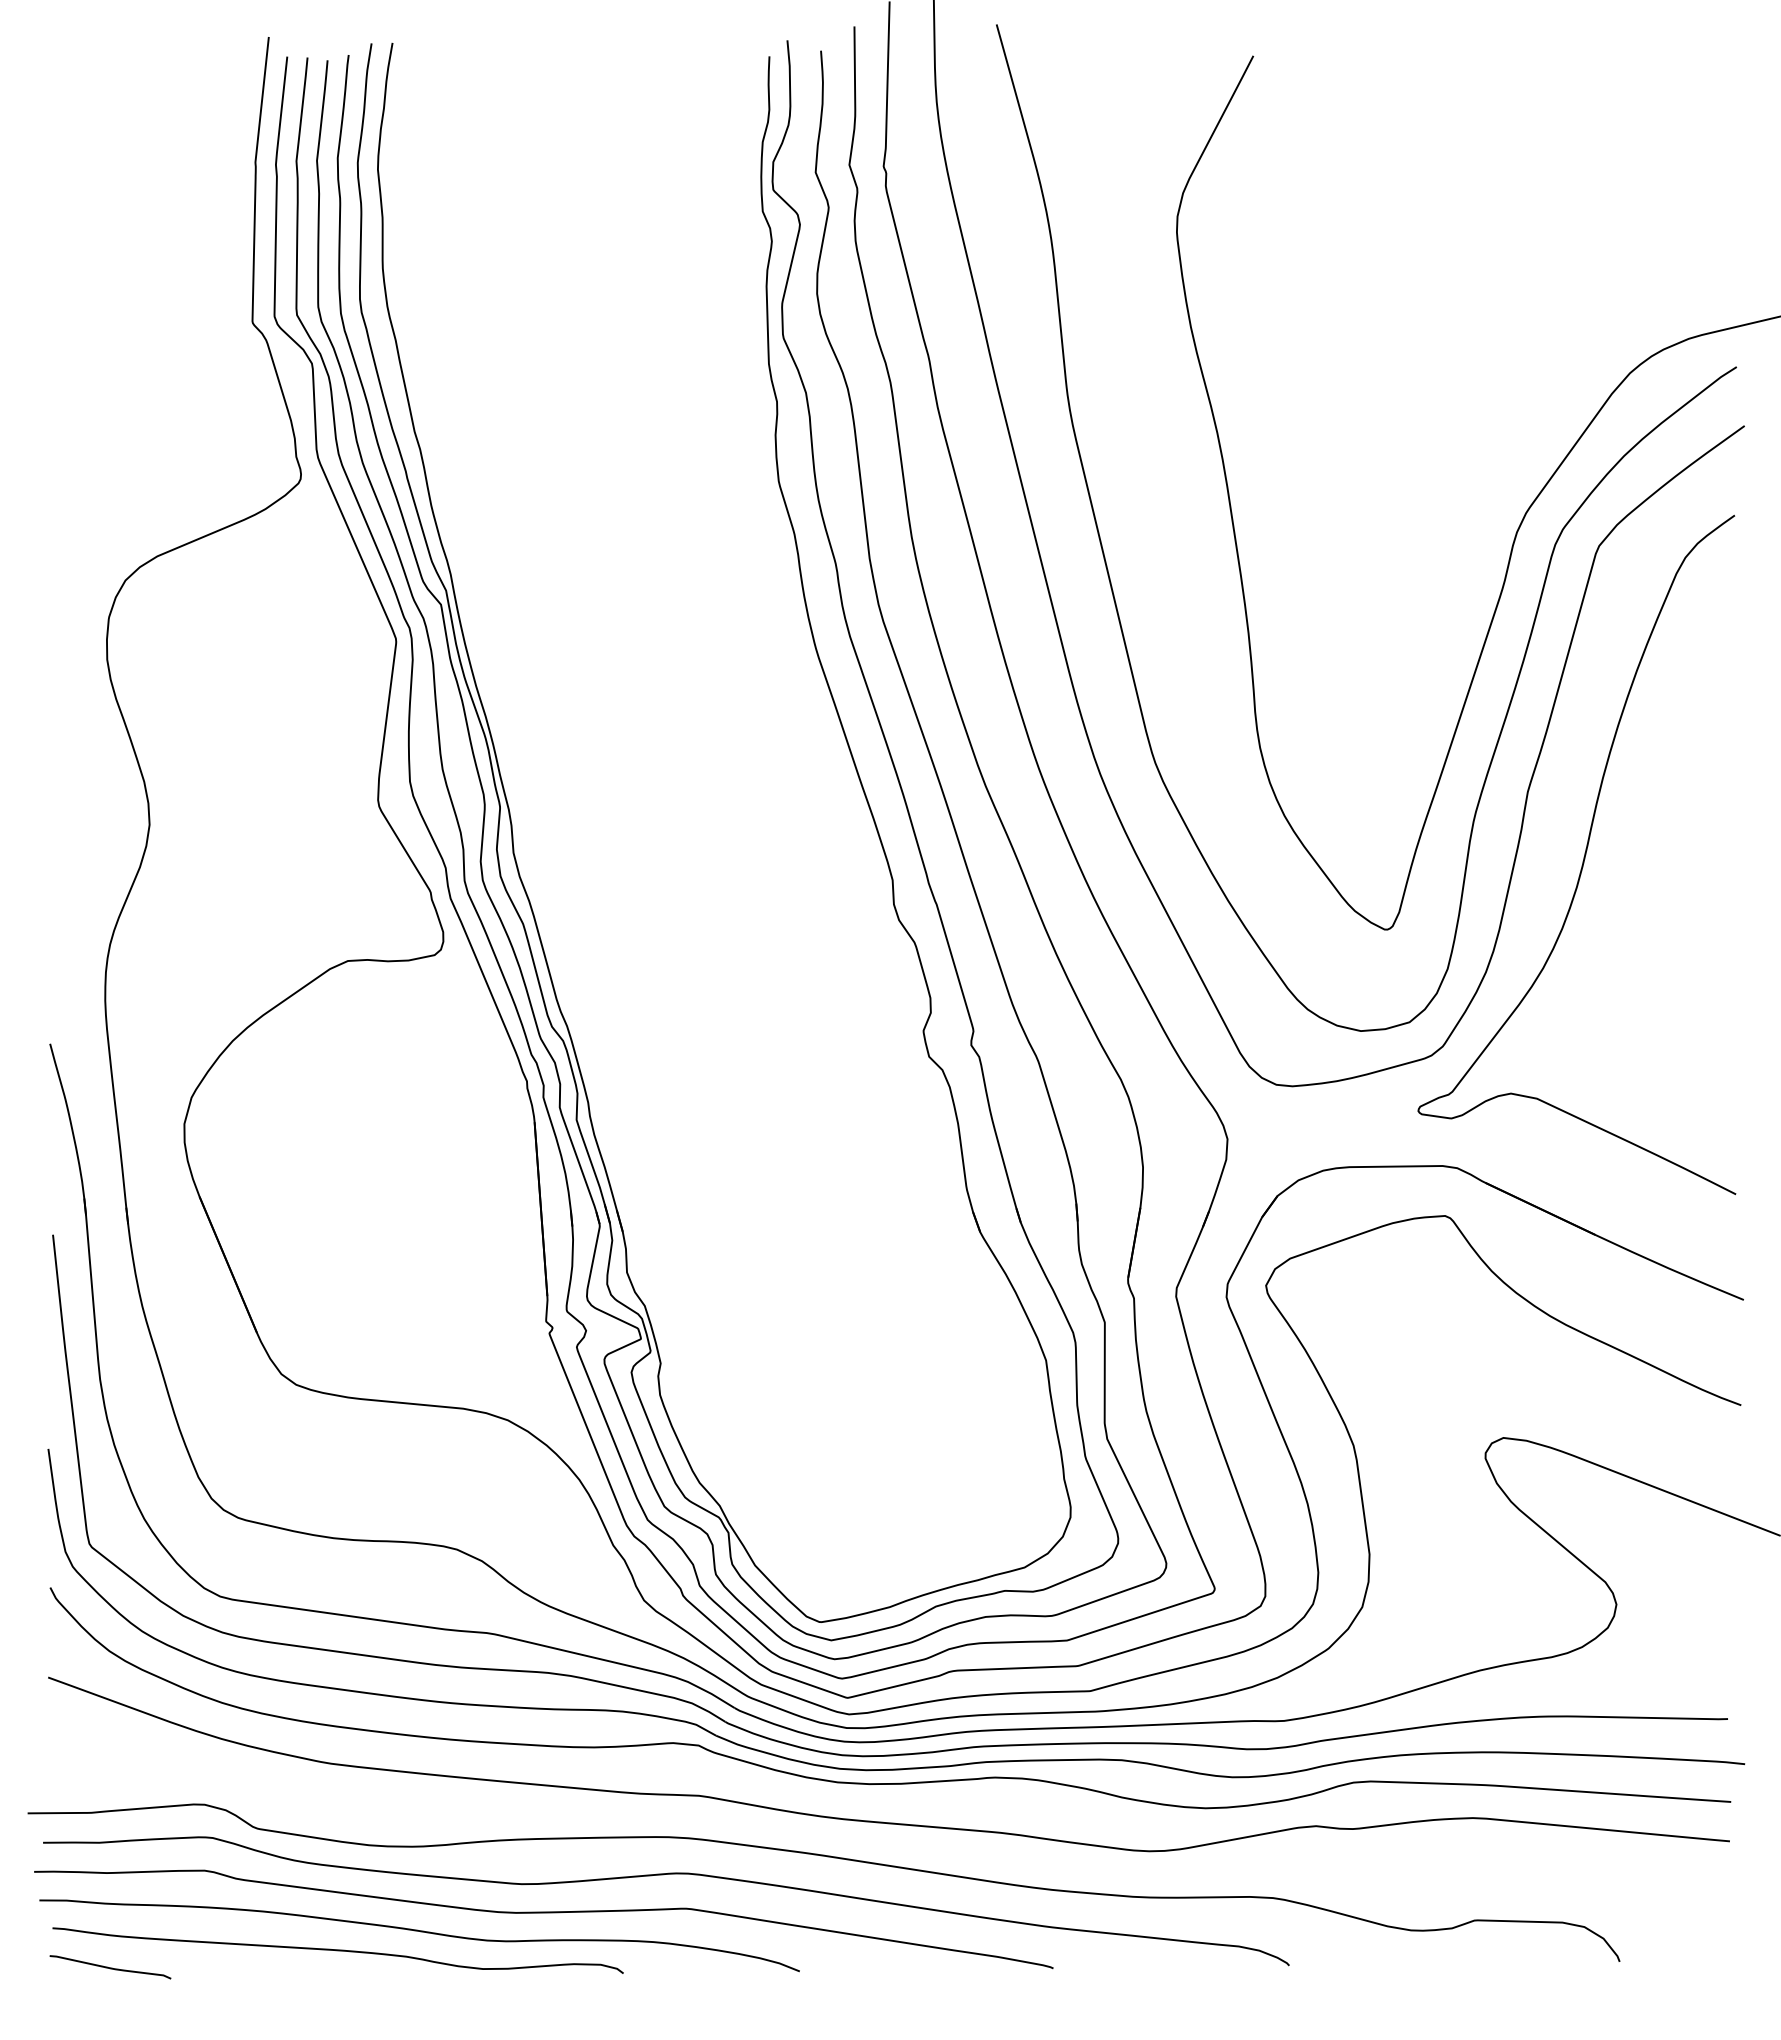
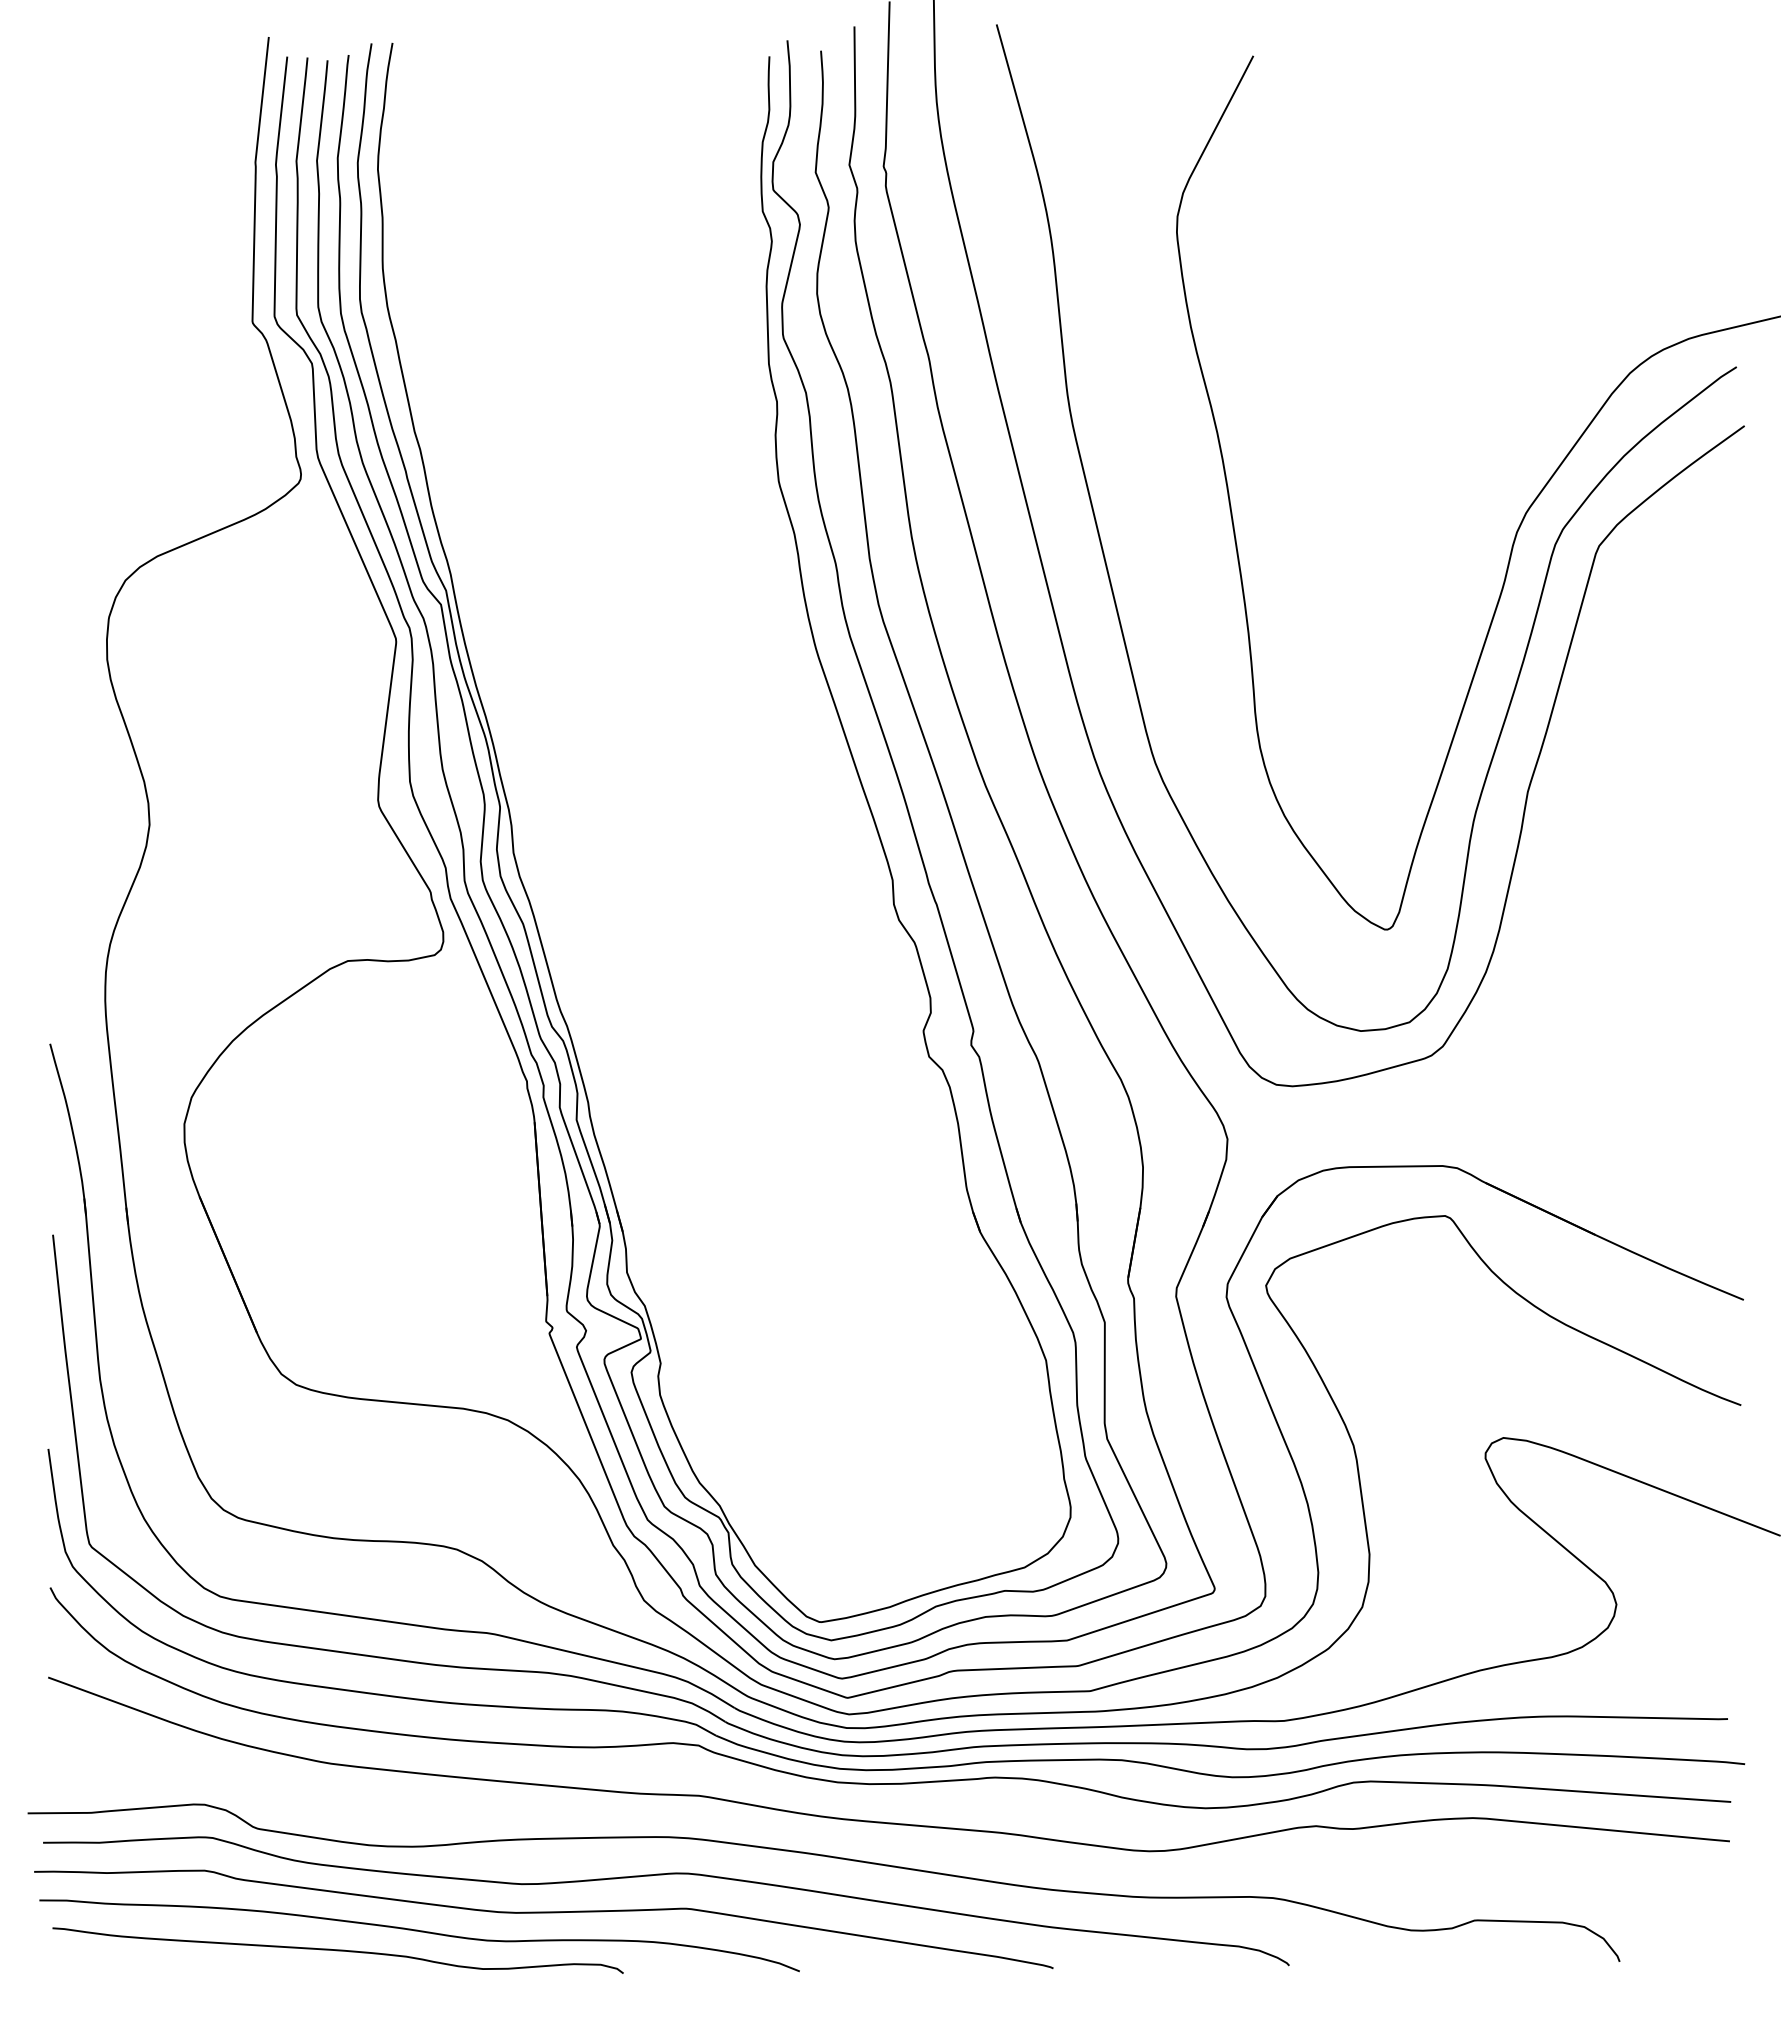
curve: present -> none (1583, 857)
curve: present -> none (110, 1967)
